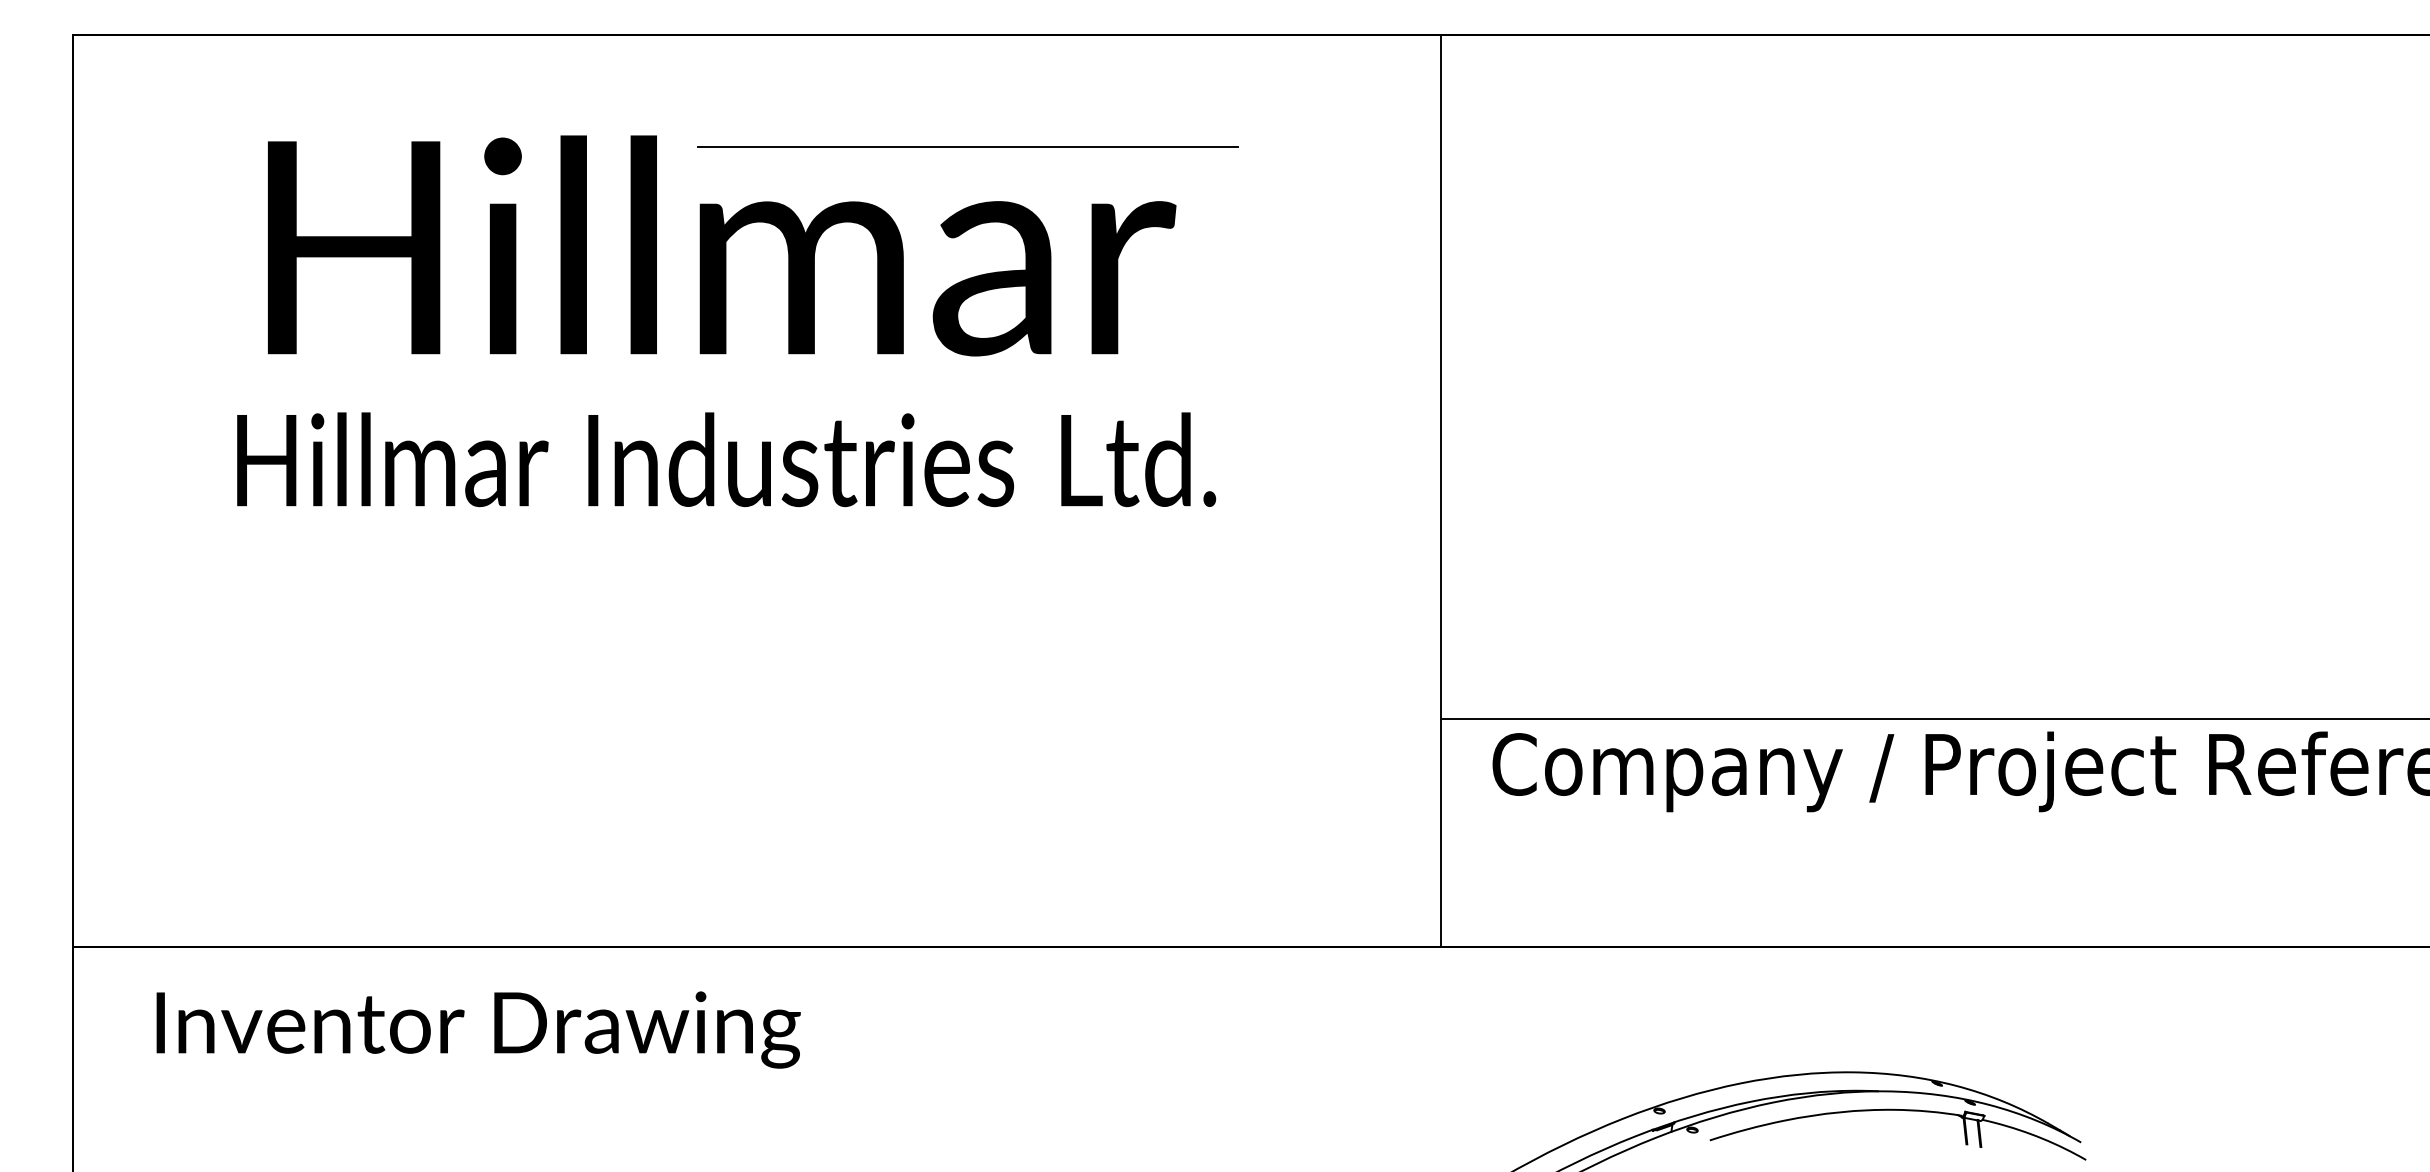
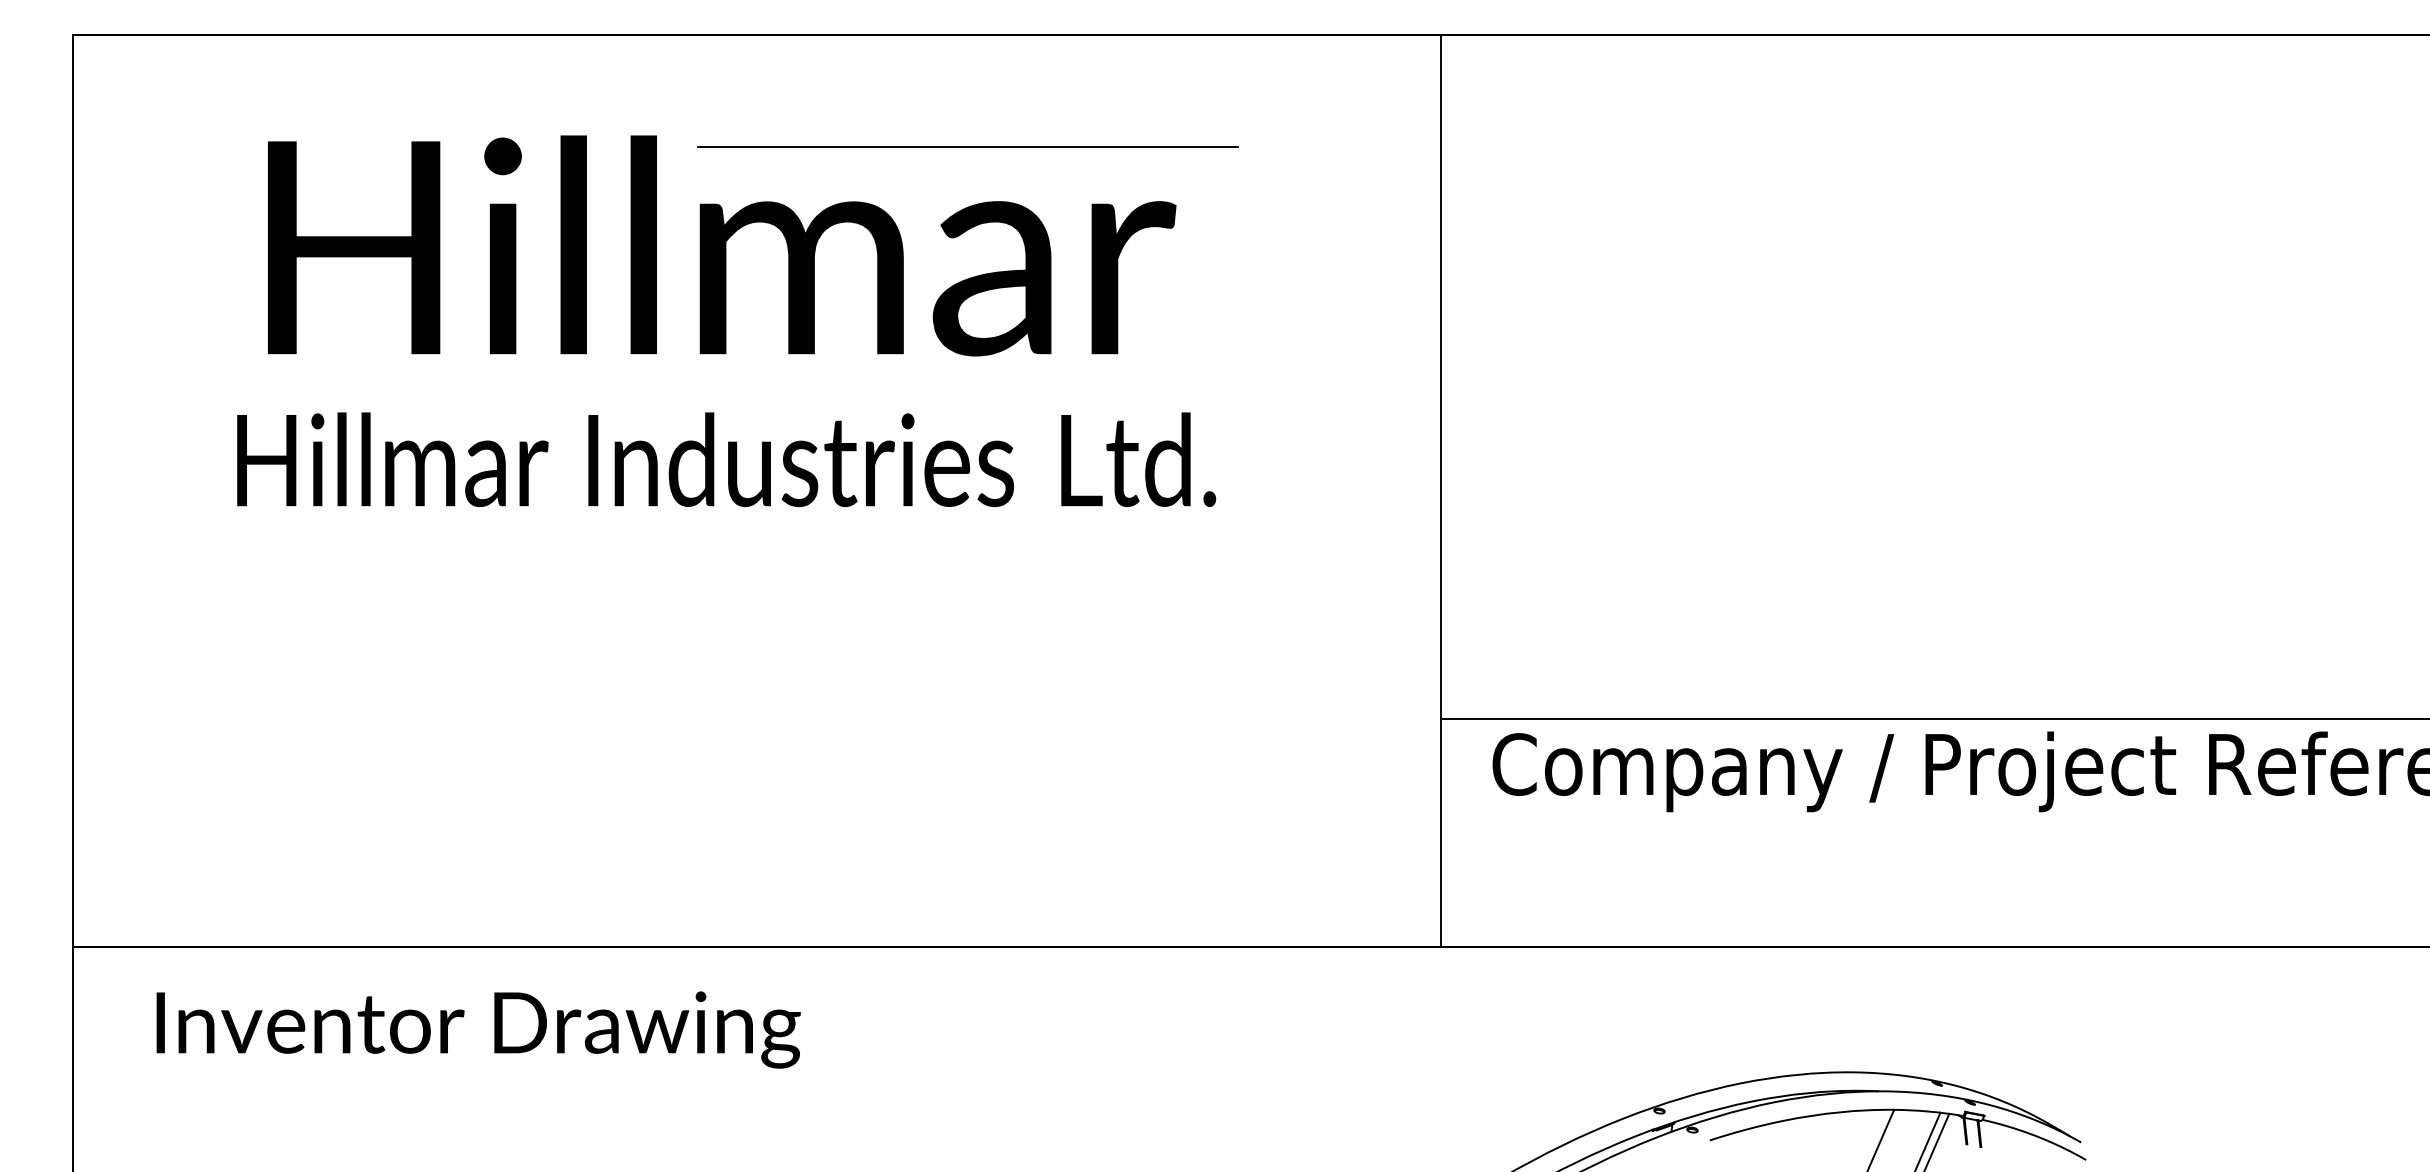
line: none -> present (1881, 1138)
line: none -> present (1928, 1140)
line: none -> present (1937, 1140)
